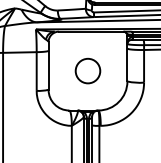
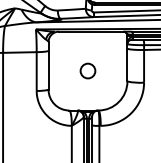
circle size: 28x28 px -> 18x18 px (87, 70)
